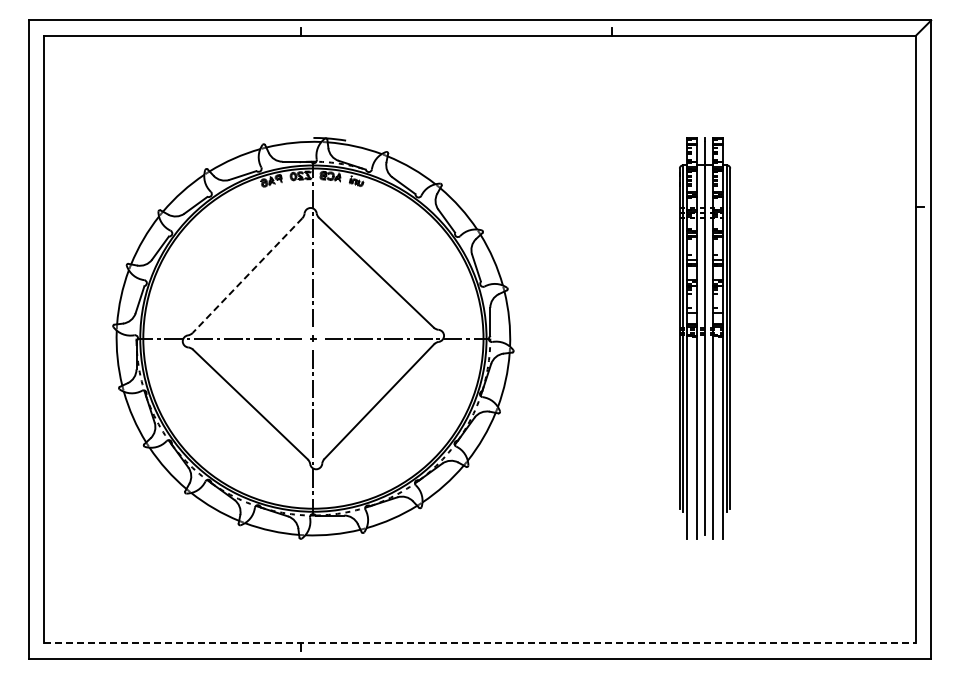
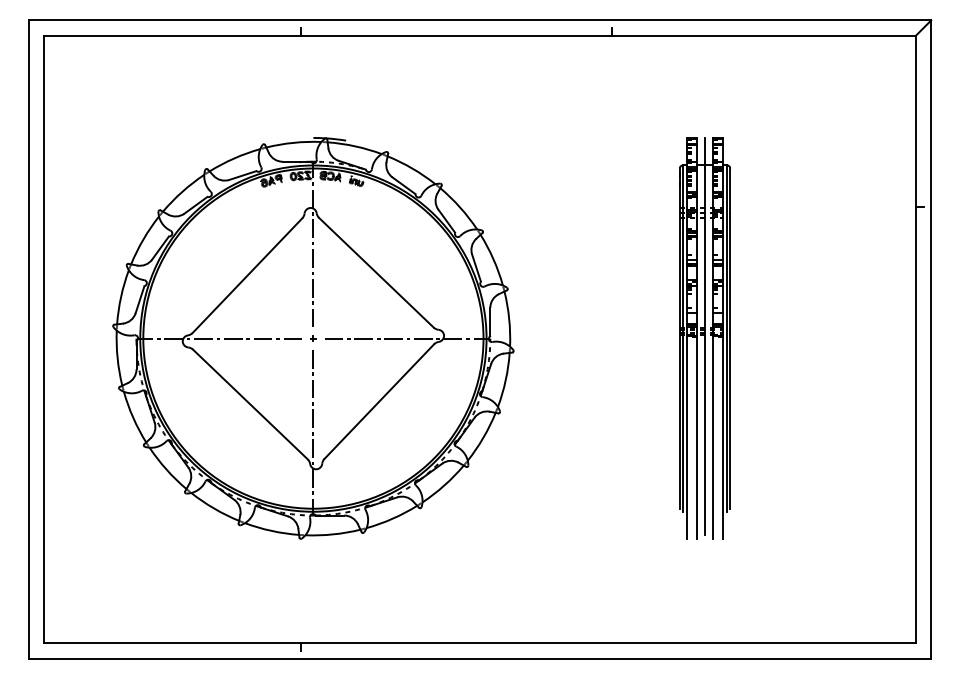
line: dashed -> solid (247, 275)
line: dashed -> solid (480, 643)
